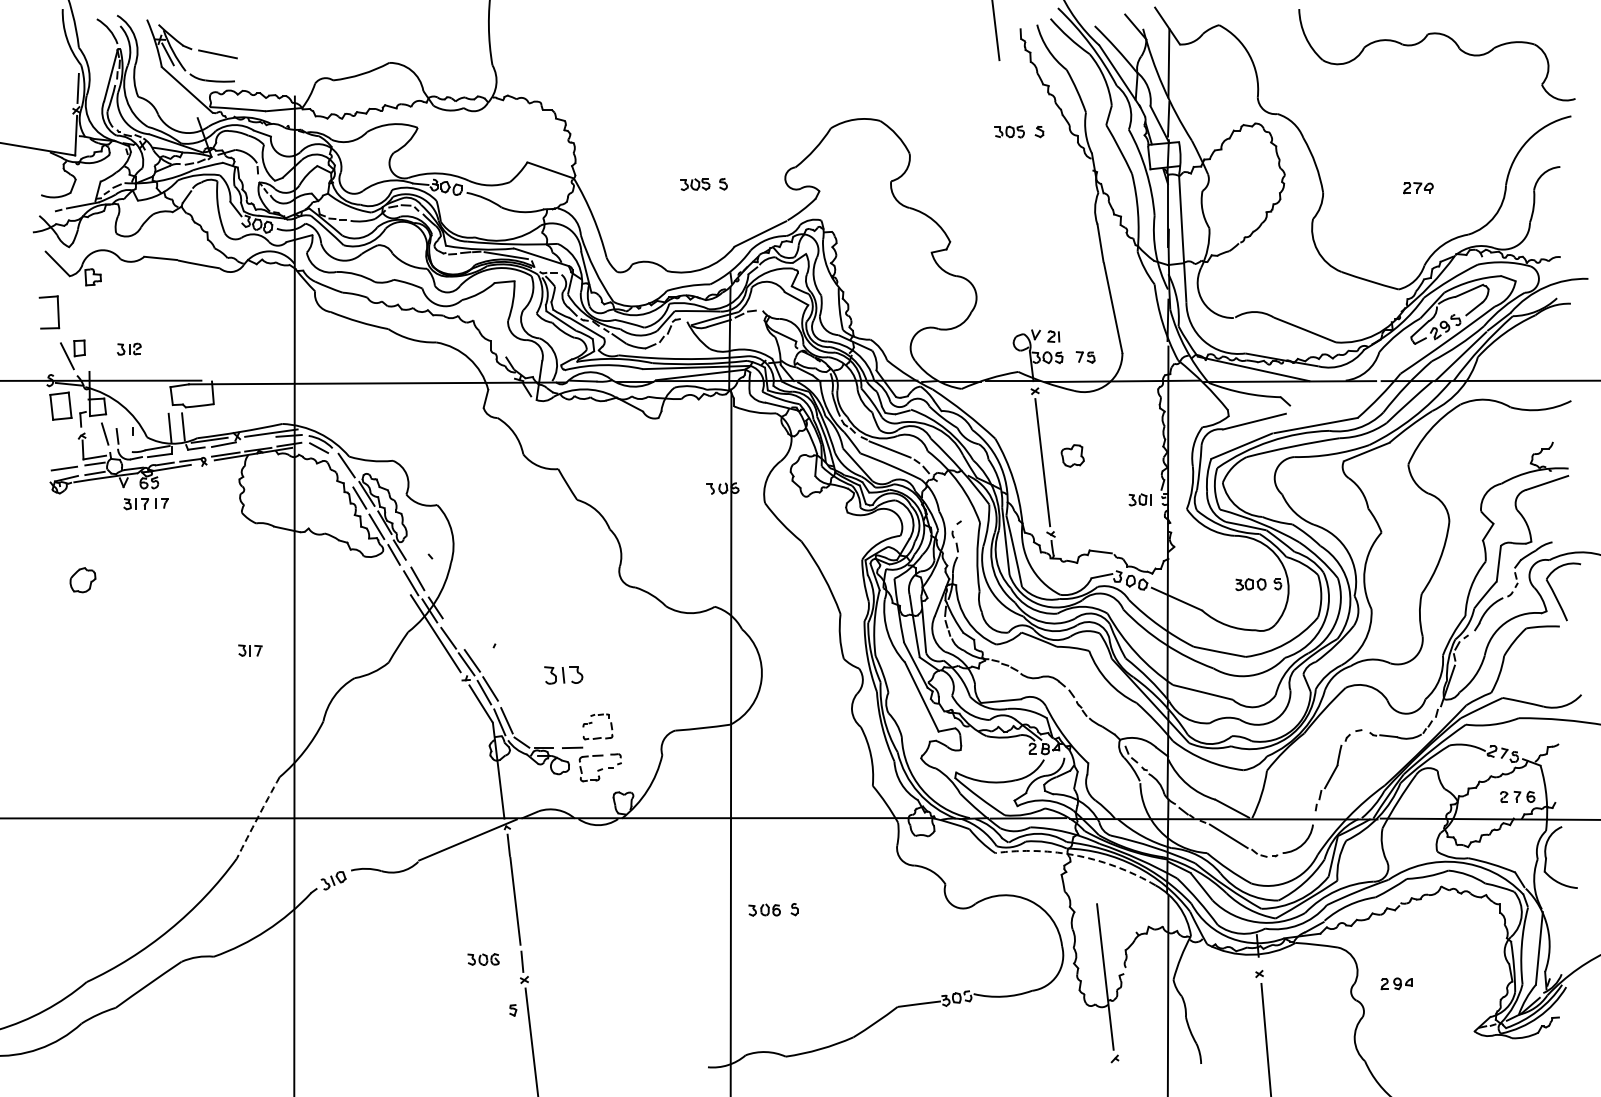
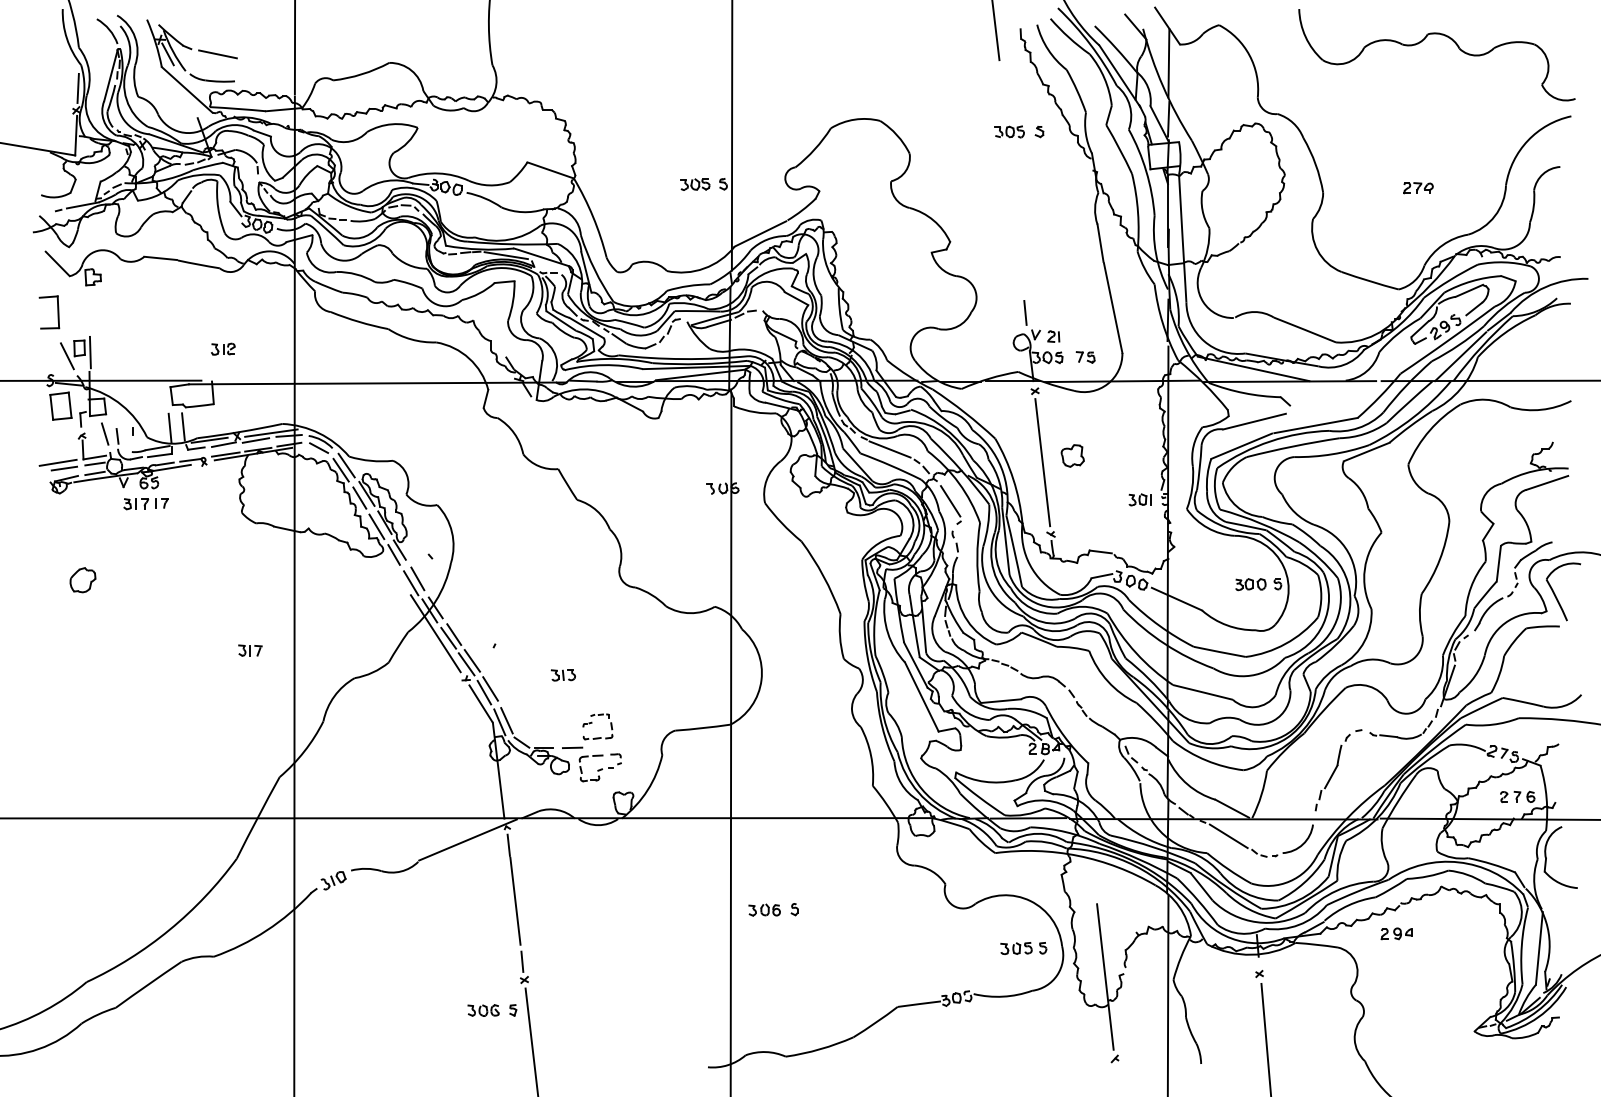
line: none -> present (294, 48)
line: none -> present (731, 136)
line: none -> present (1025, 312)
part position: (129, 348) -> (223, 348) (223, 348)
line: none -> present (89, 352)
line: none -> present (255, 440)
line: none -> present (57, 462)
line: none -> present (340, 469)
line: none -> present (950, 501)
line: none -> present (454, 634)
part size: 40x19 px -> 26x13 px (562, 675)
arc: dashed -> solid (257, 817)
arc: dashed -> solid (1078, 855)
part: none -> present (1023, 948)
part position: (483, 959) -> (483, 1010) (483, 1010)
part position: (1396, 983) -> (1396, 933) (1396, 933)
